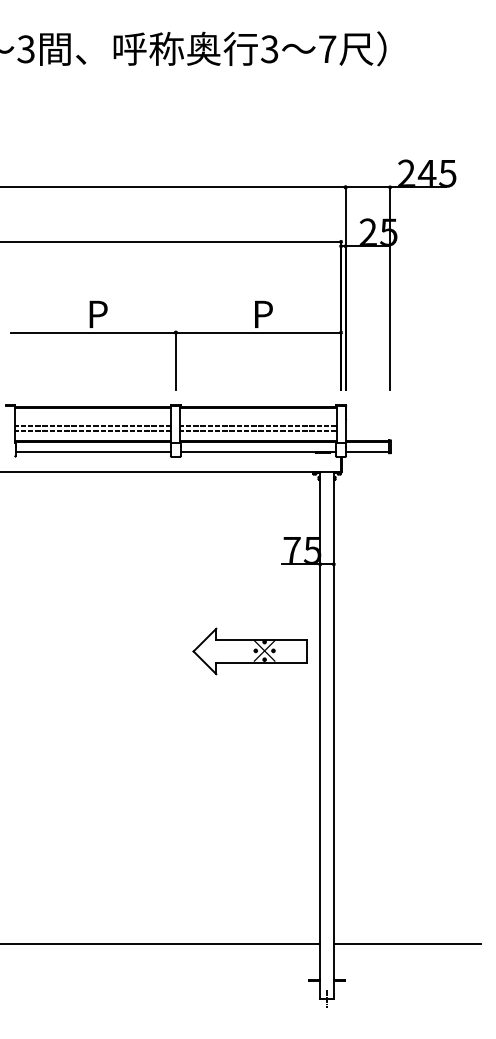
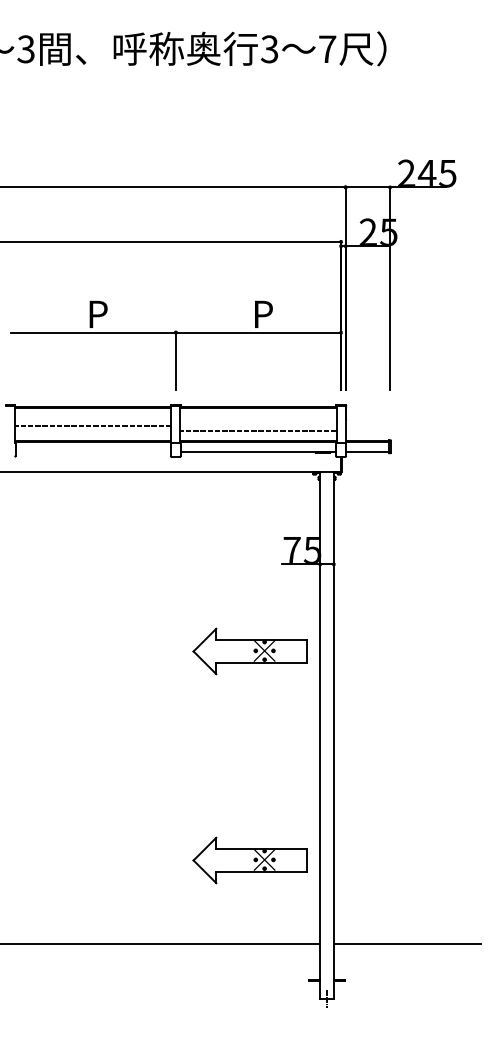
line: present -> none (258, 426)
line: present -> none (93, 431)
line: present -> none (92, 452)
part: none -> present (249, 860)
